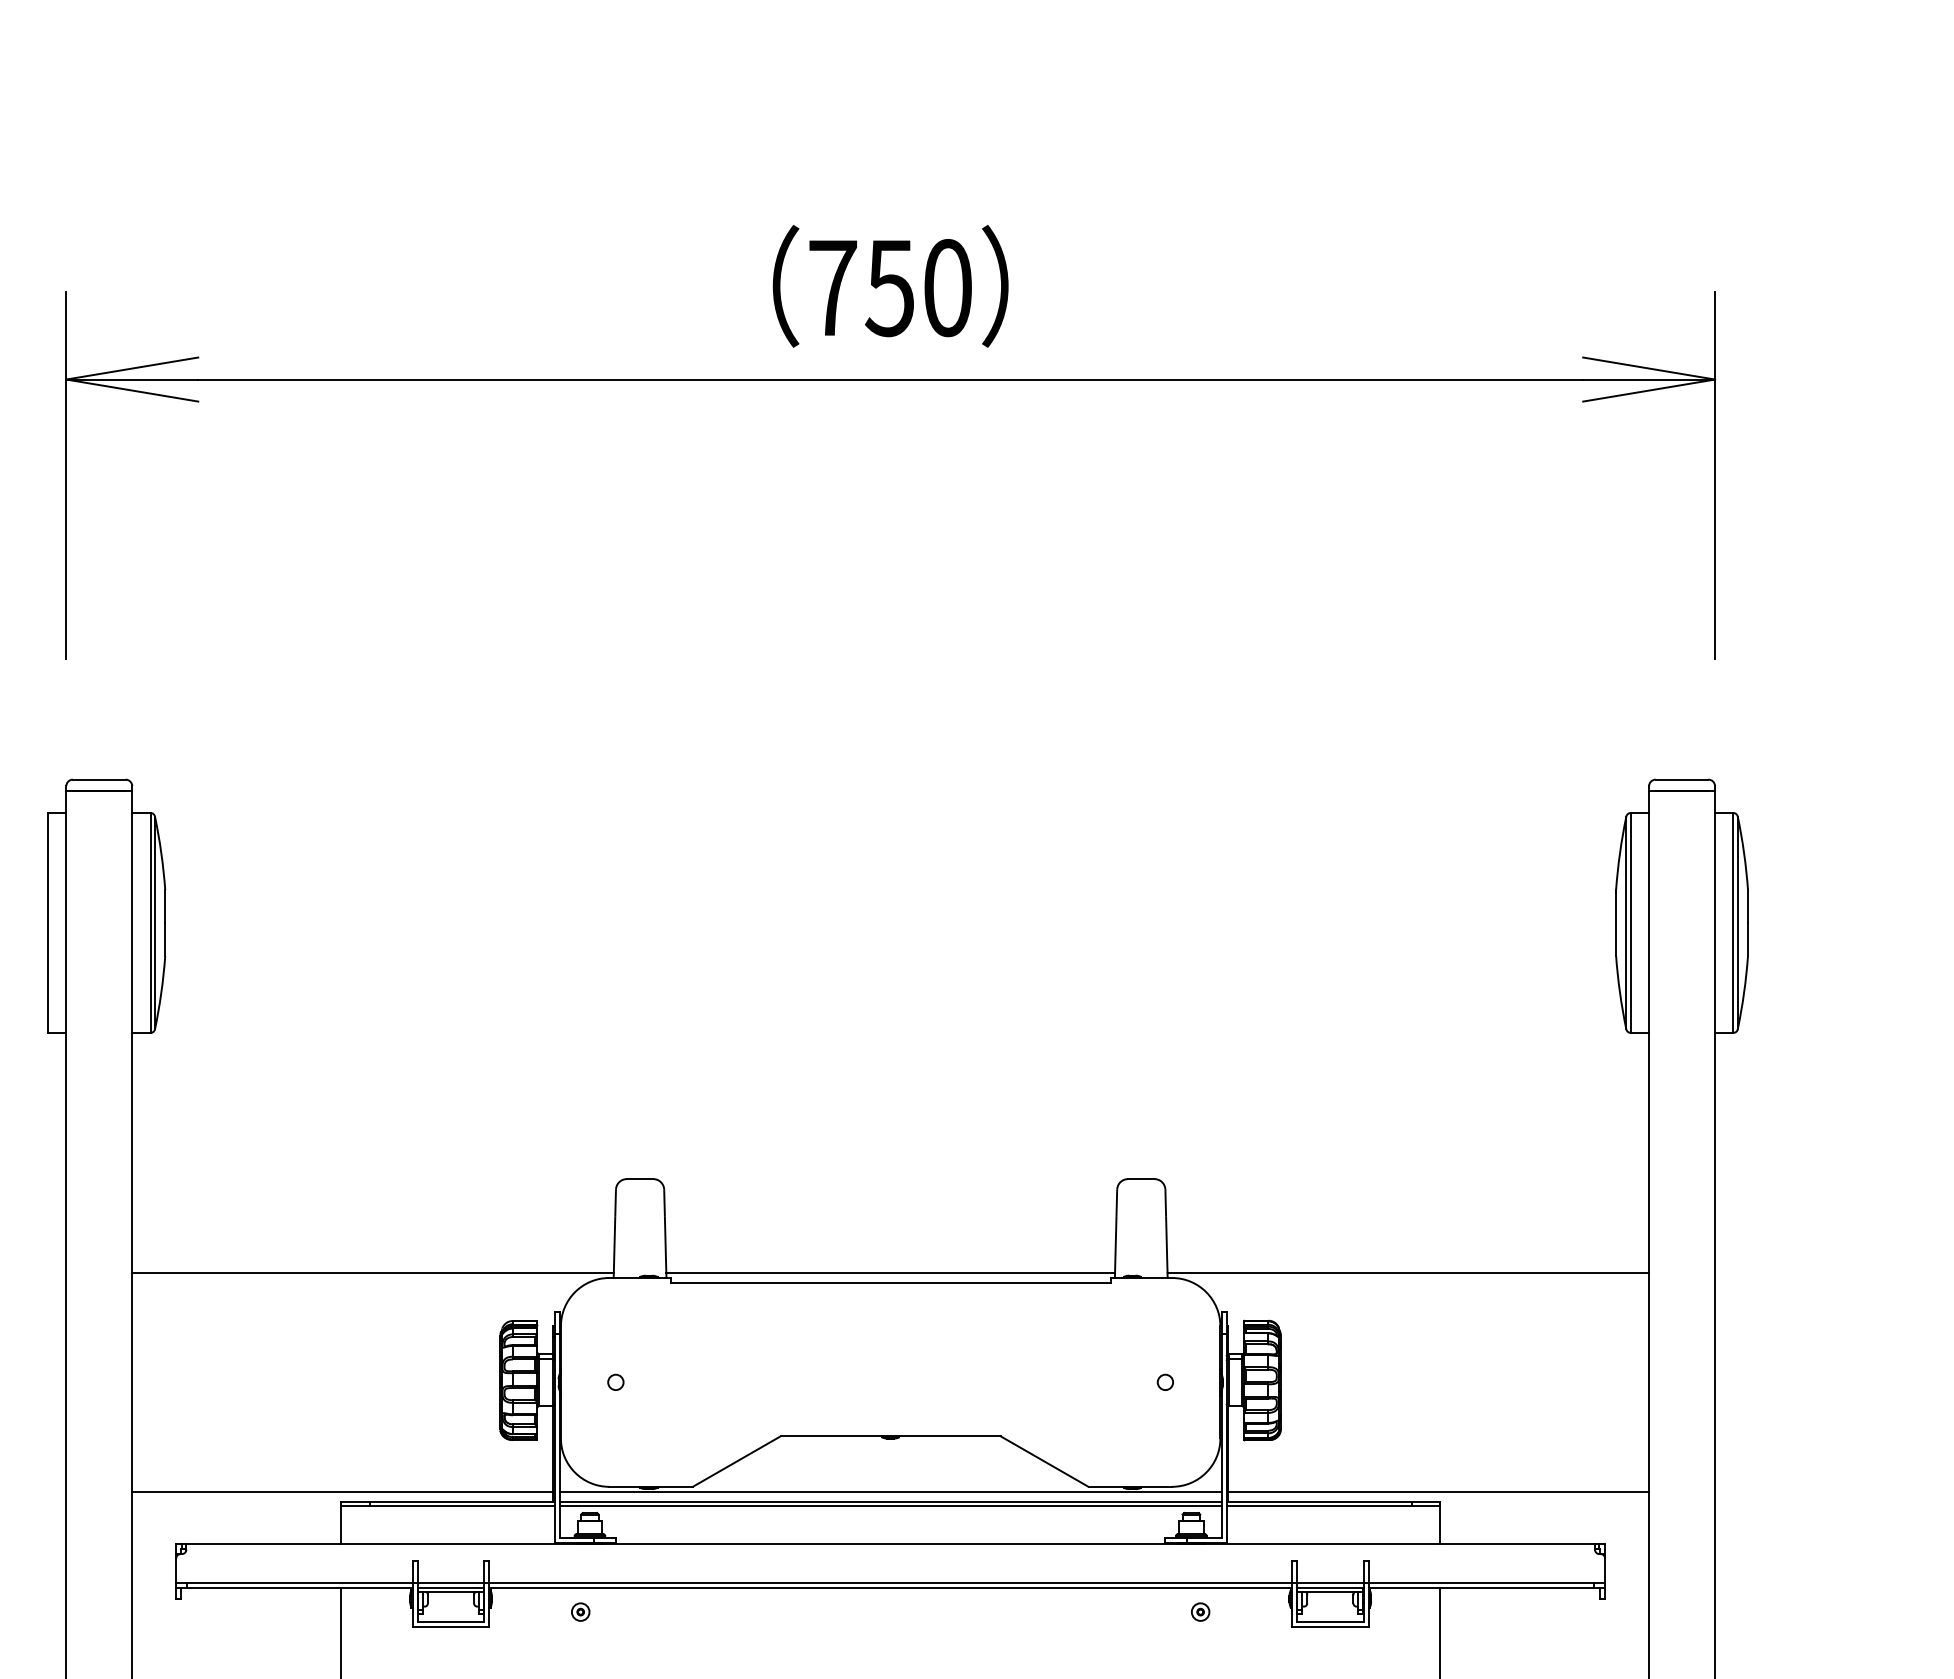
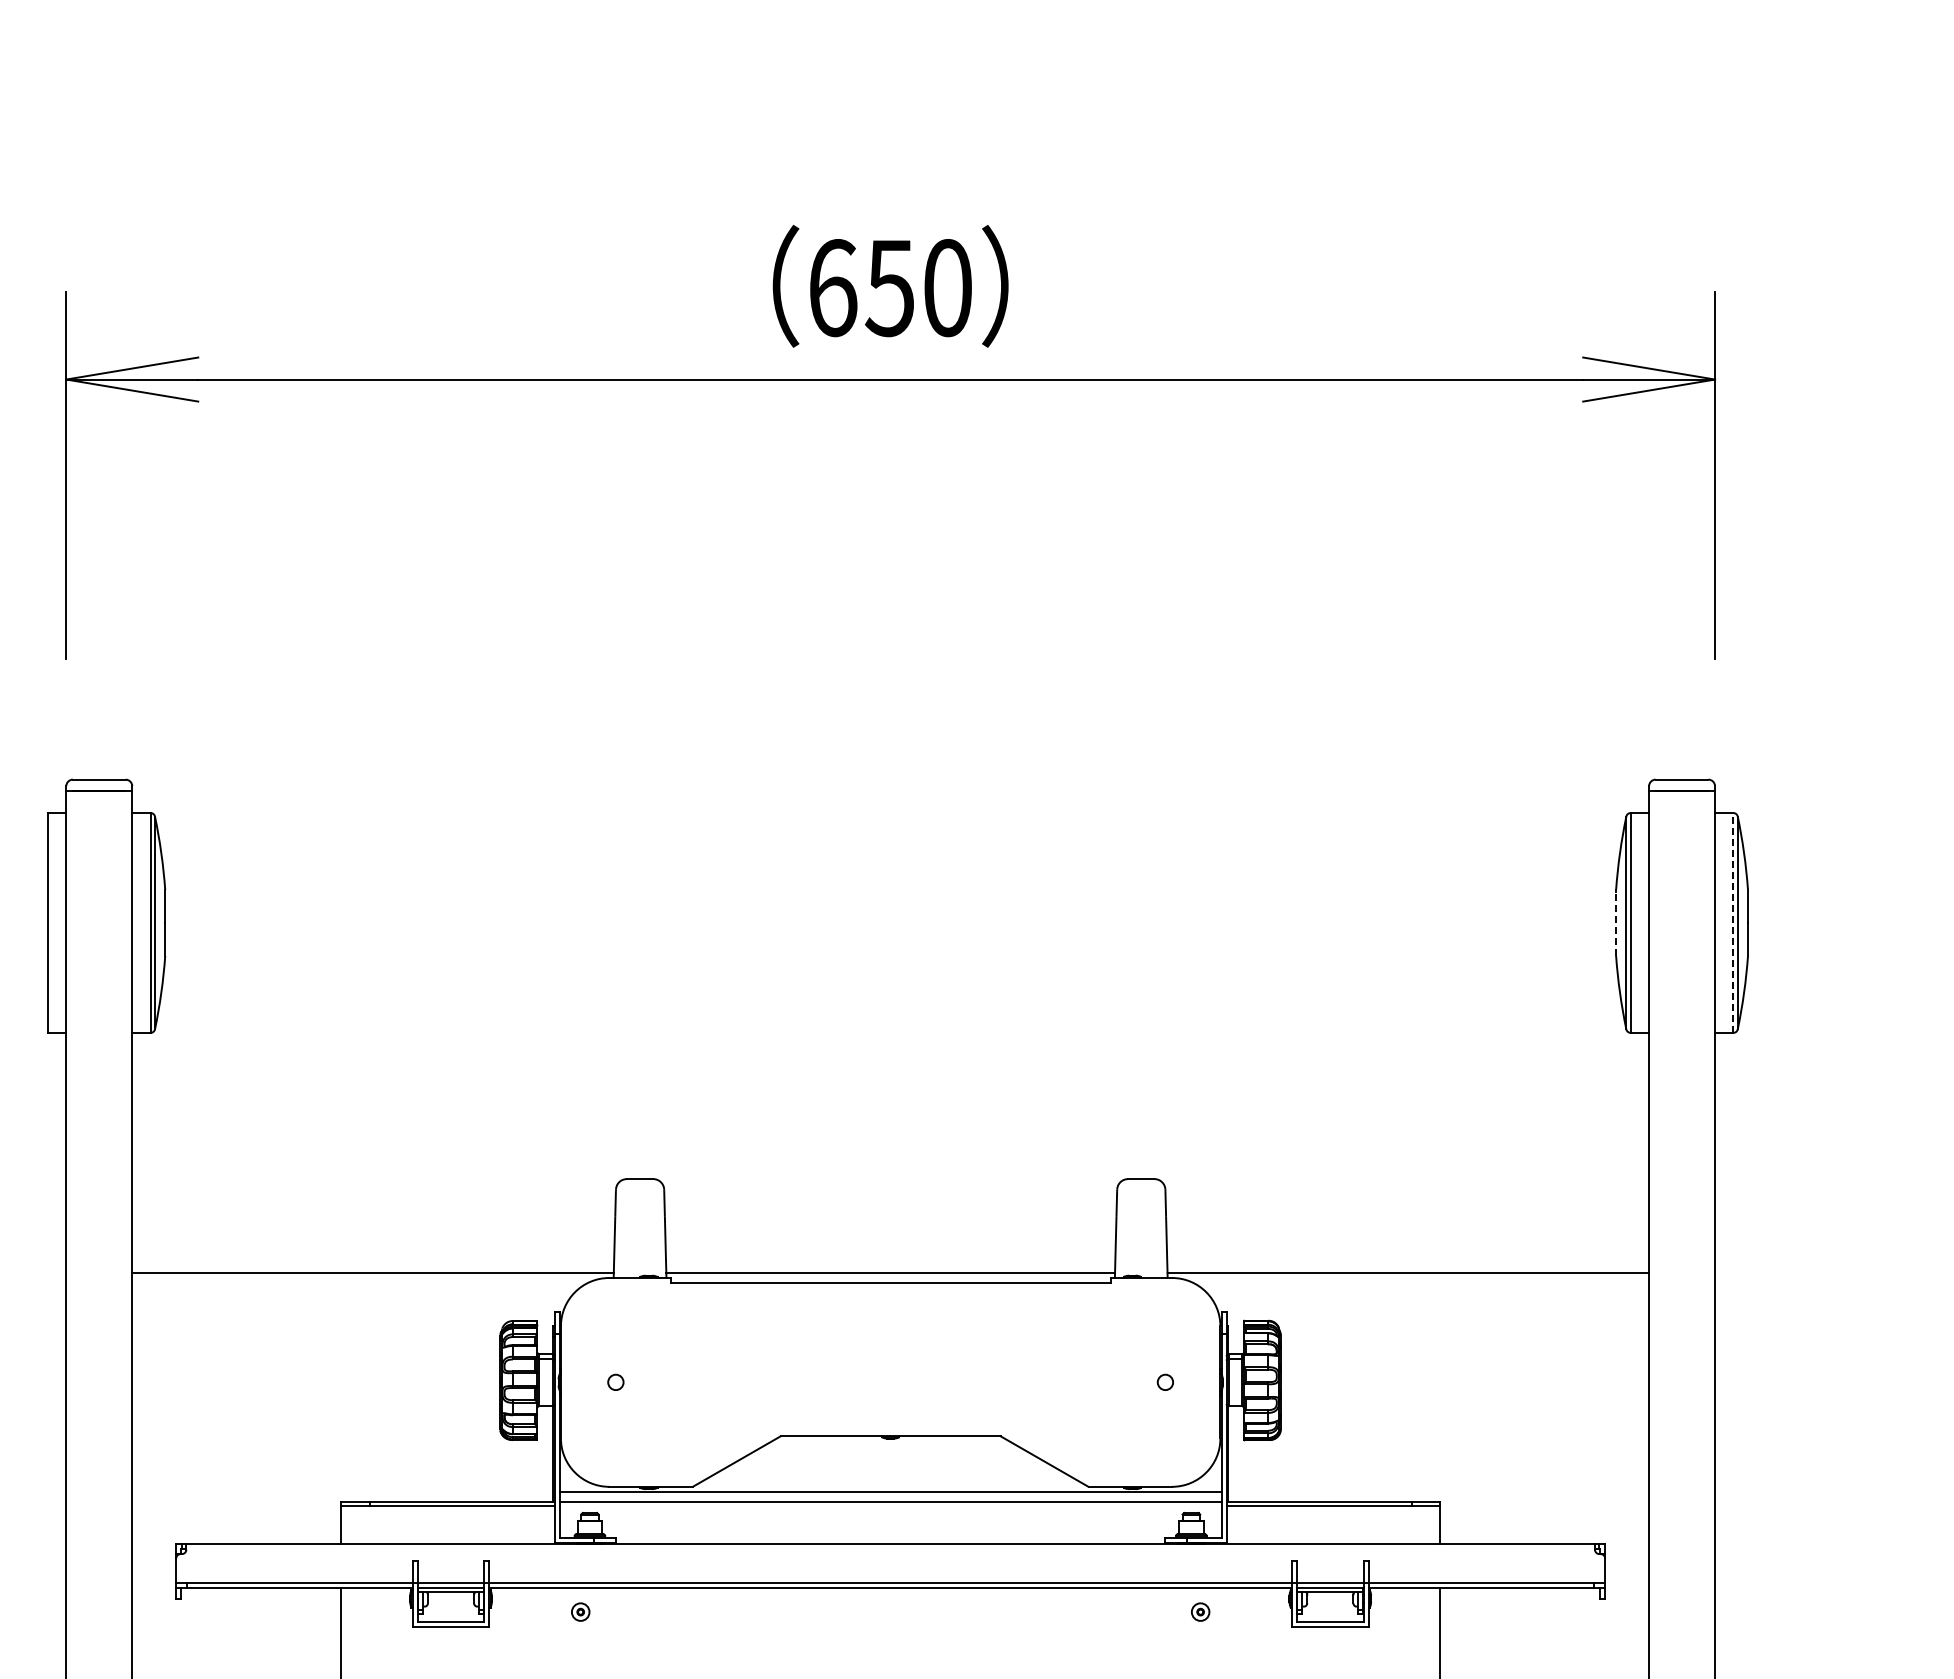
text: 750 -> 650 (833, 288)
line: solid -> dashed (1733, 922)
line: solid -> dashed (1616, 924)
line: present -> none (342, 1492)
line: present -> none (1438, 1492)
line: present -> none (890, 1505)
